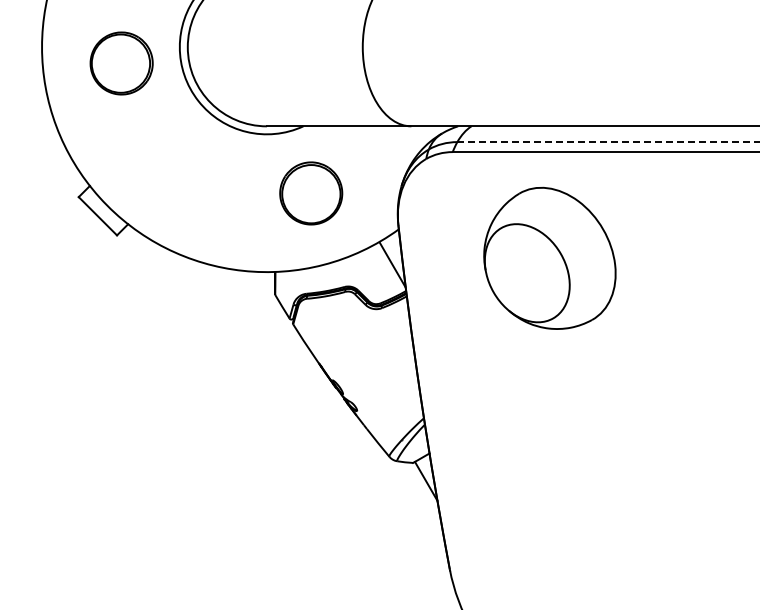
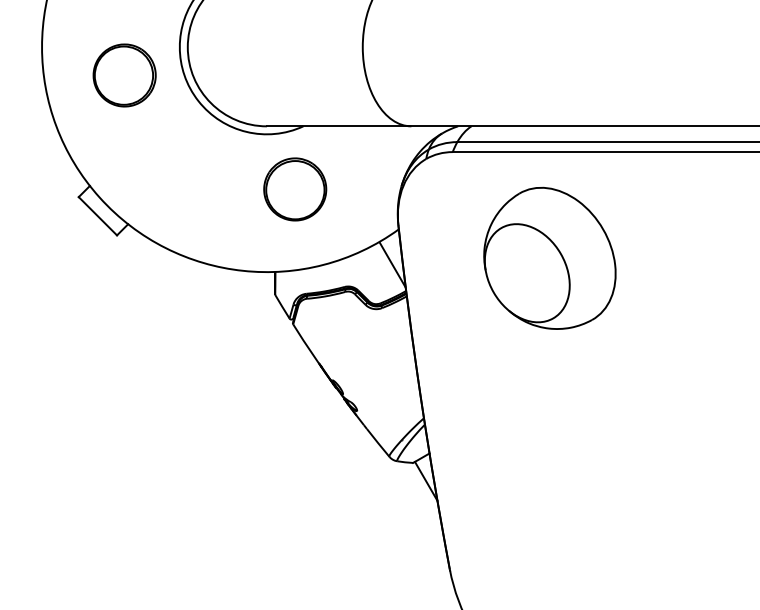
part position: (121, 63) -> (124, 75) (124, 75)
line: dashed -> solid (608, 142)
part position: (311, 193) -> (295, 189) (295, 189)
